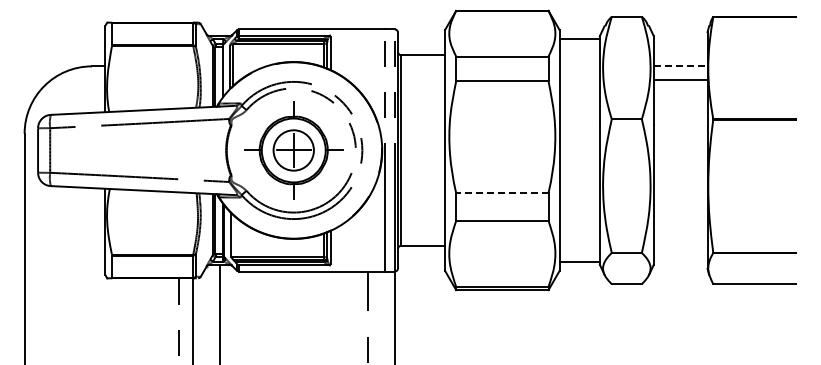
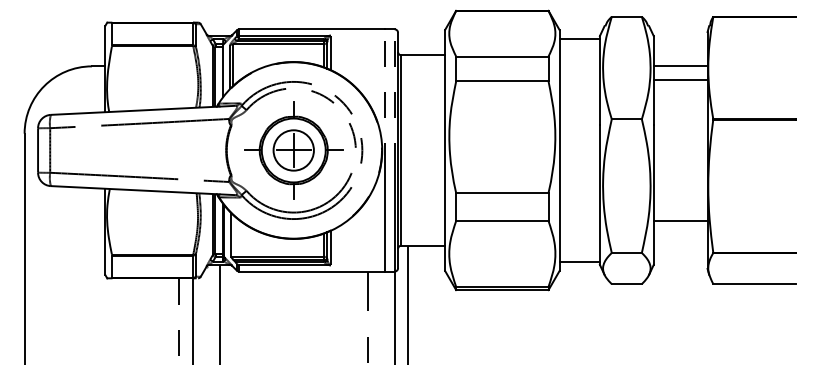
line: dashed -> solid (680, 66)
line: dashed -> solid (501, 192)
line: none -> present (680, 221)
line: none -> present (408, 303)
